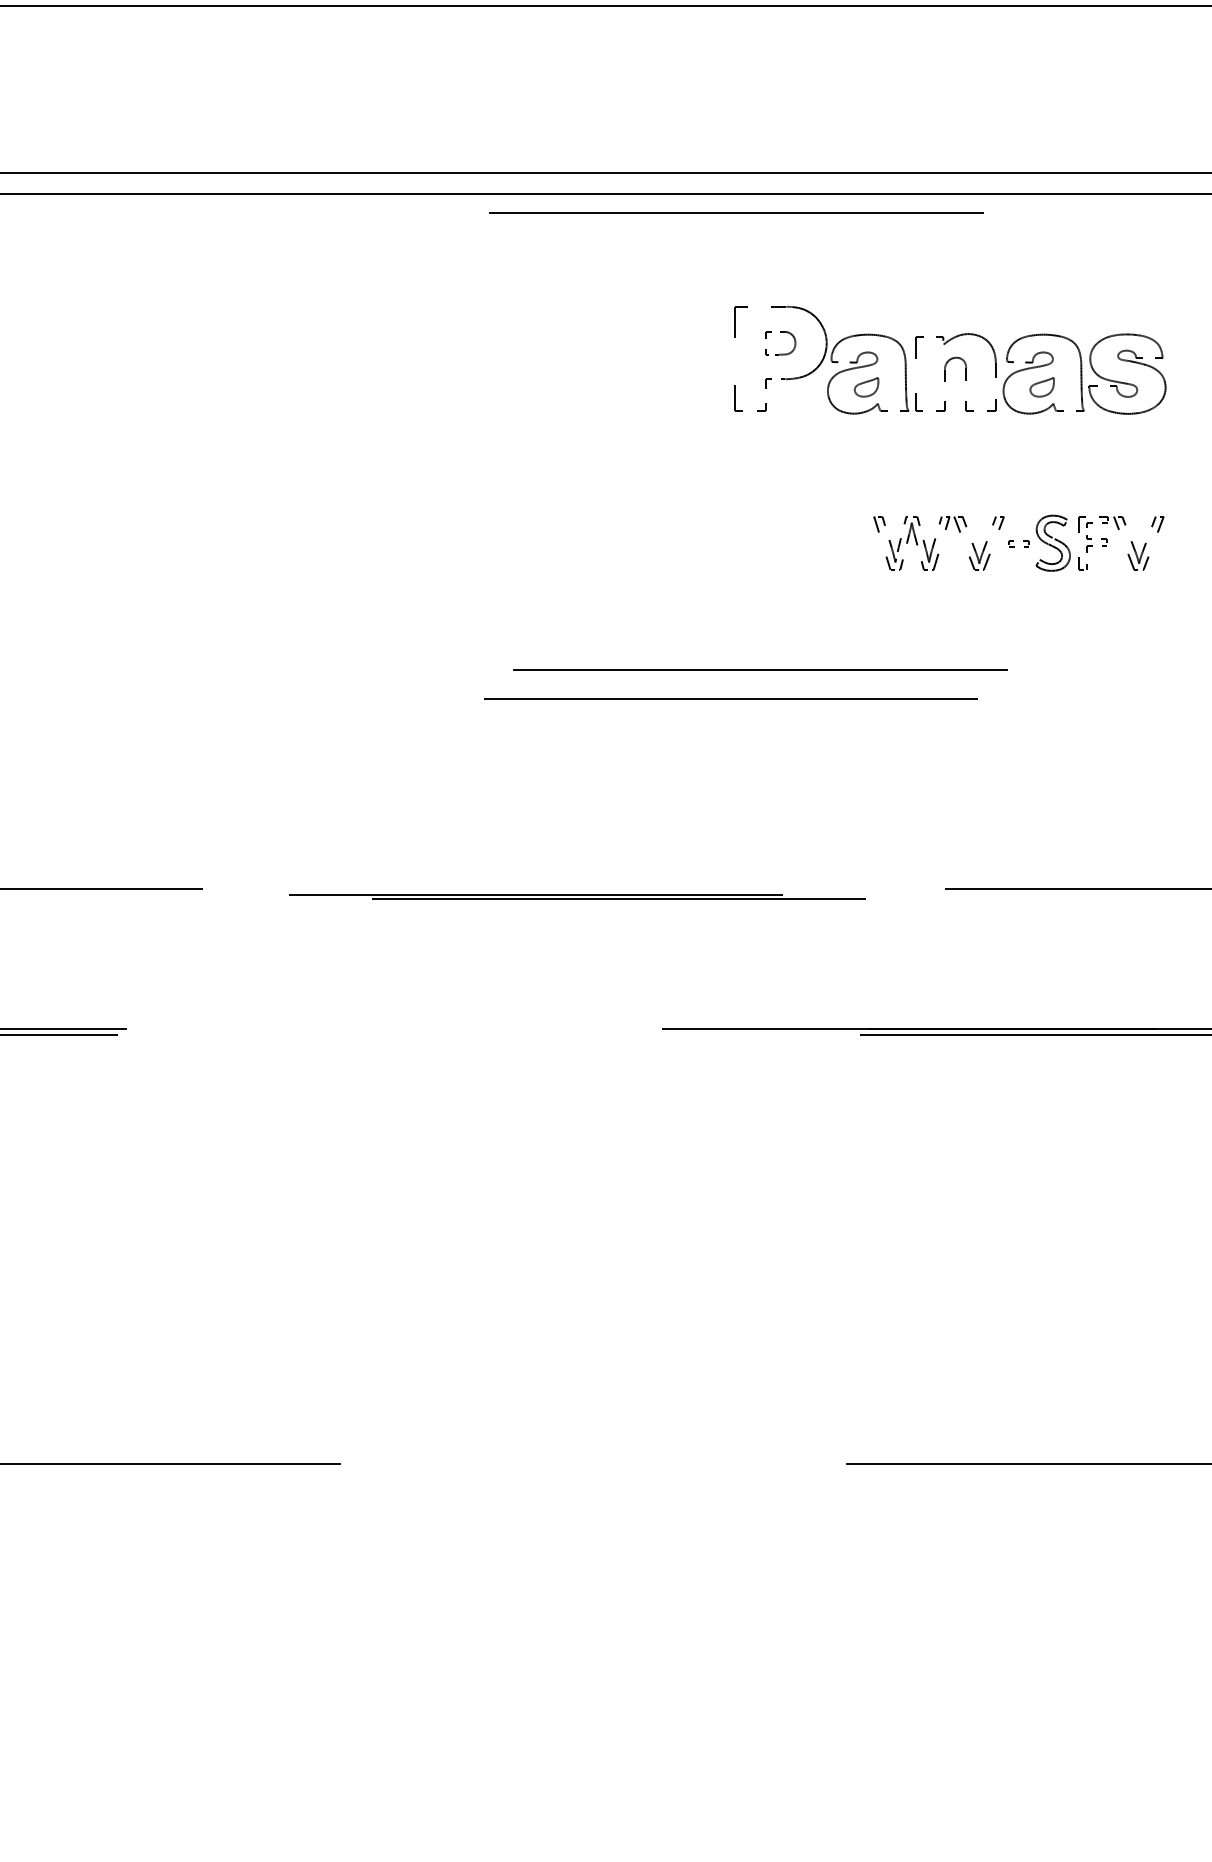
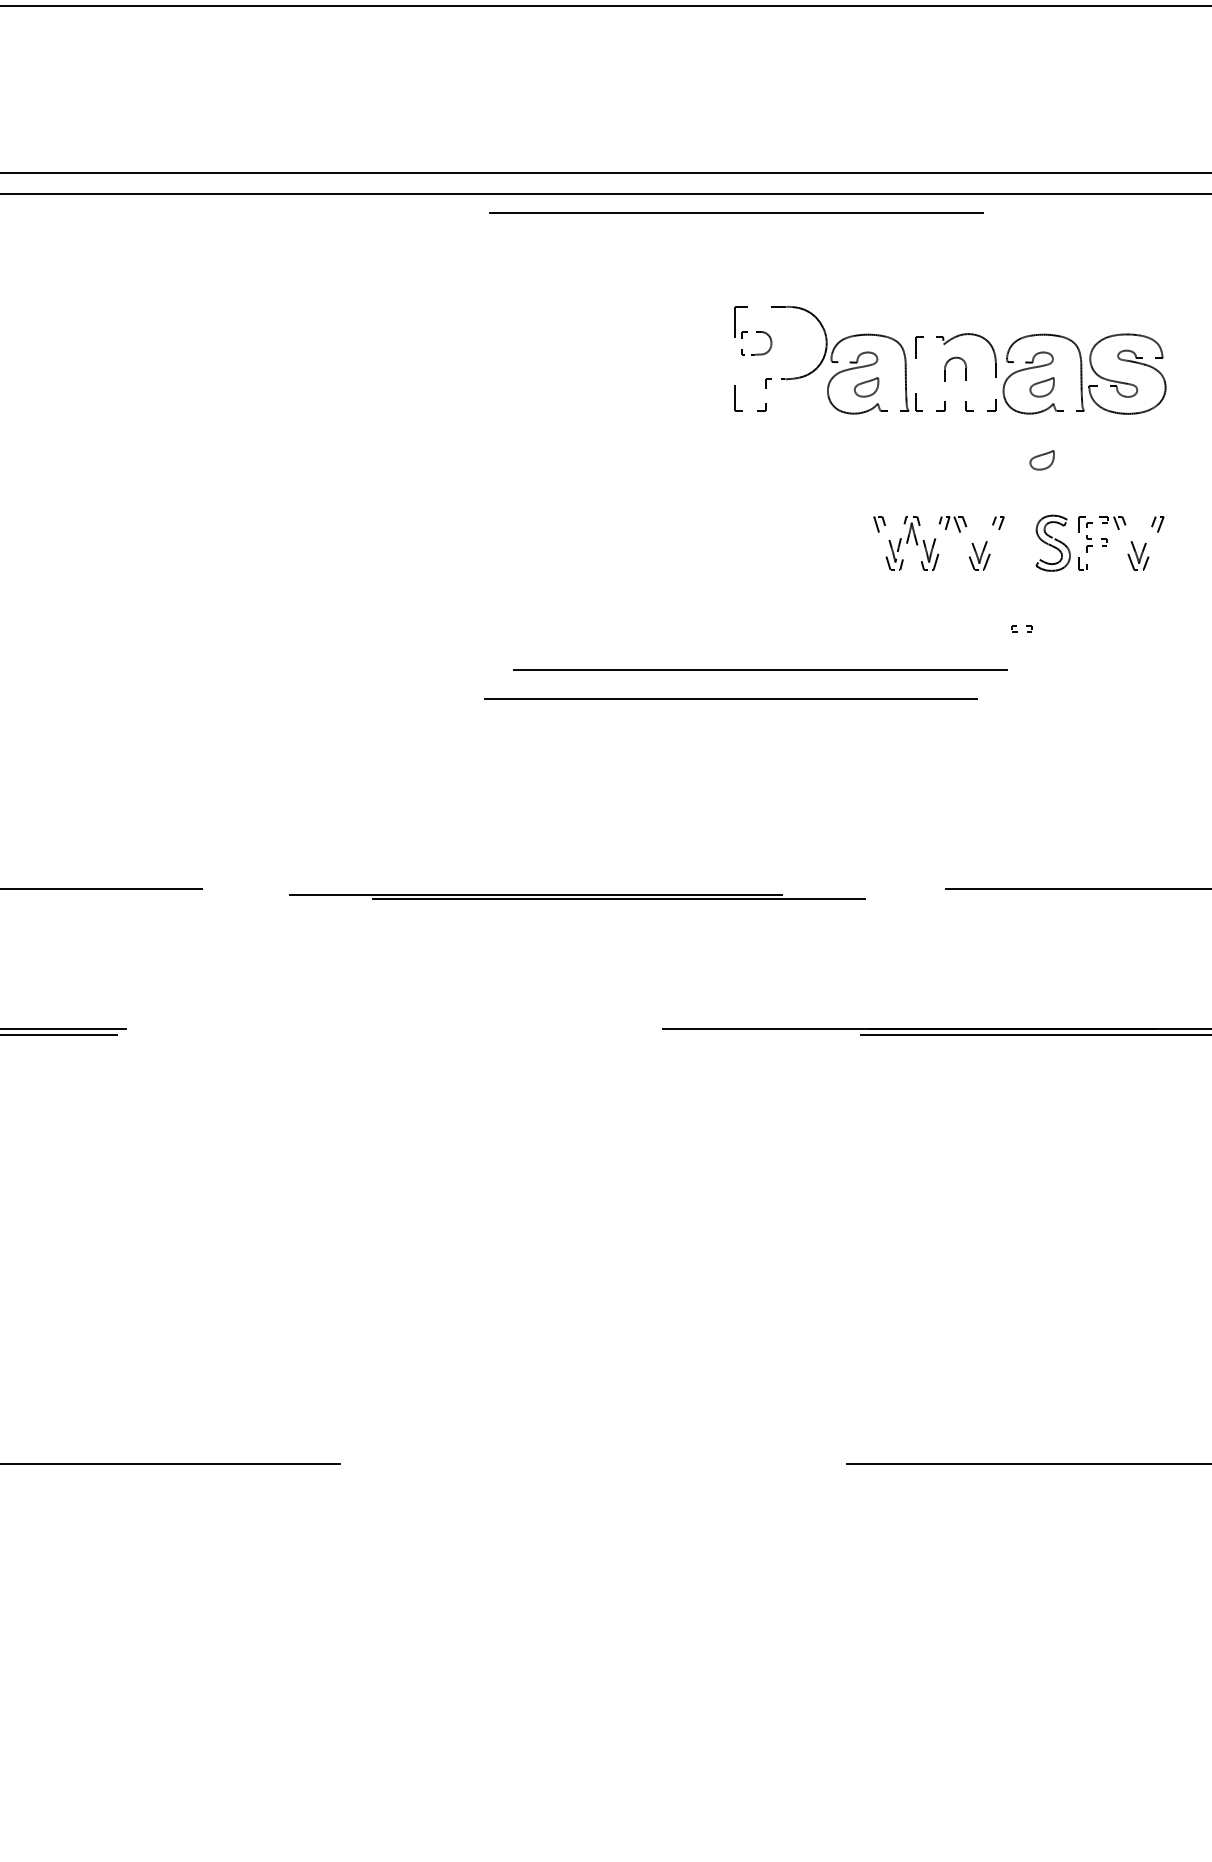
part position: (780, 353) -> (756, 353) (756, 353)
part: none -> present (1041, 460)
part position: (1018, 543) -> (1021, 628) (1021, 628)
